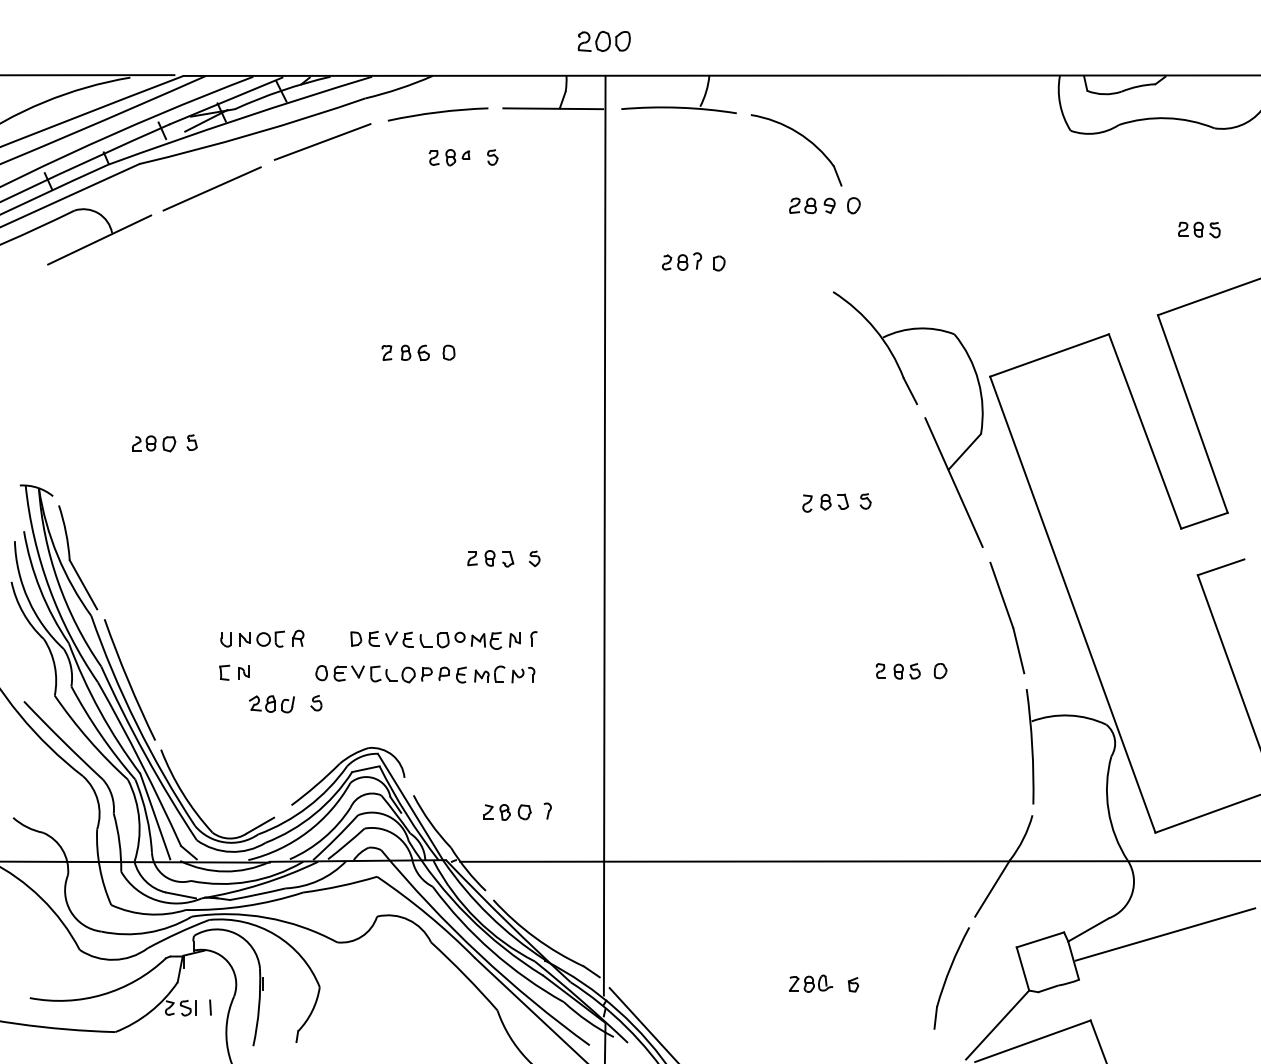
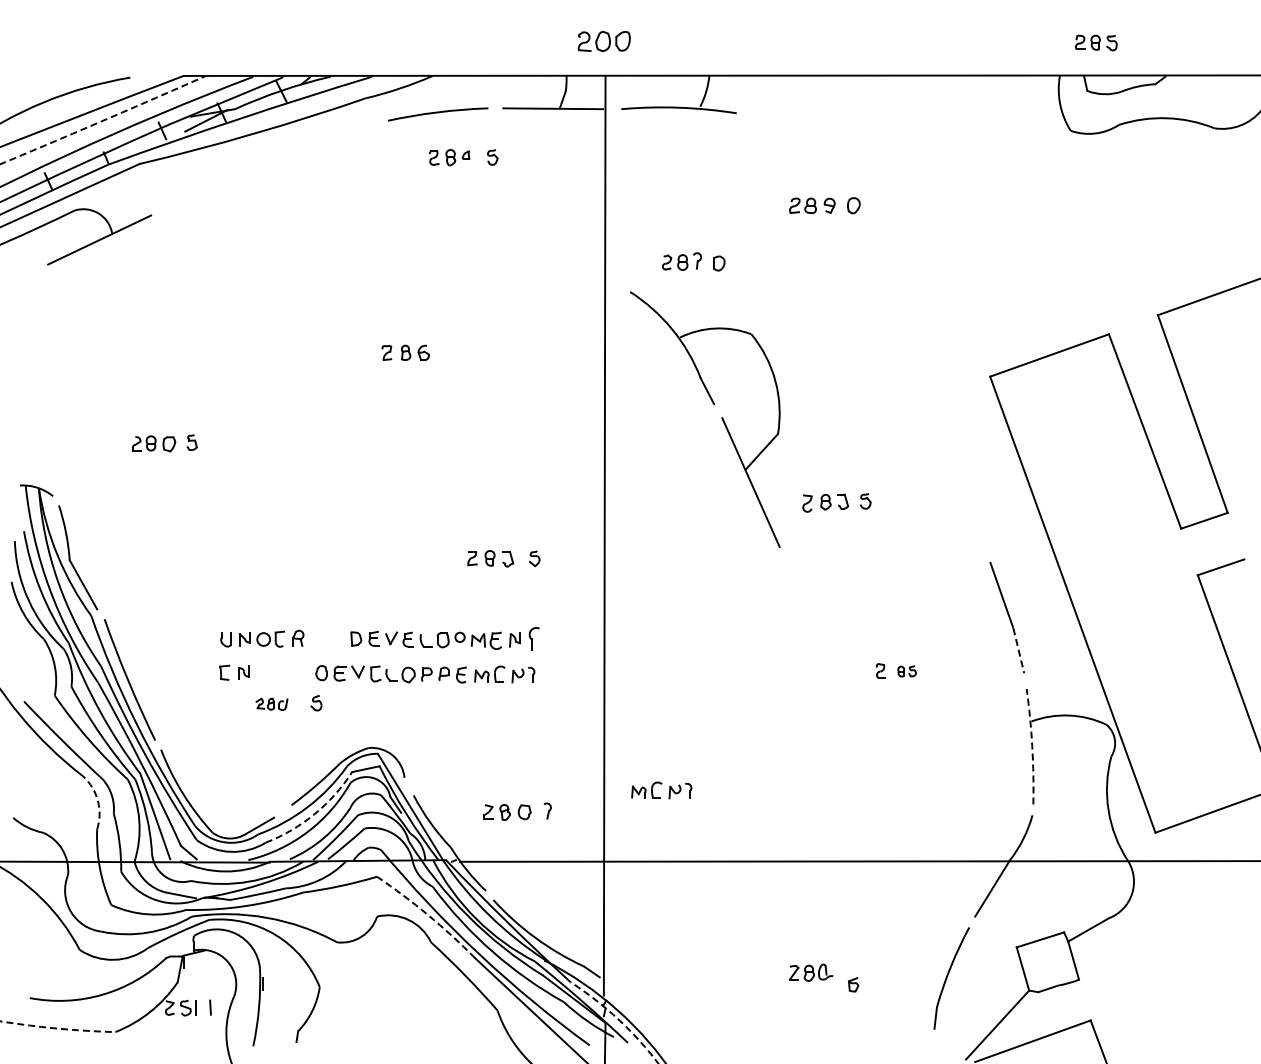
line: present -> none (88, 75)
arc: solid -> dashed (102, 120)
part: present -> none (805, 139)
line: present -> none (322, 141)
line: present -> none (211, 188)
part position: (1199, 229) -> (1096, 42) (1096, 42)
part: present -> none (448, 352)
part position: (916, 405) -> (713, 405) (713, 405)
part size: 8x16 px -> 12x24 px (533, 638)
line: solid -> dashed (1018, 651)
part size: 28x17 px -> 20x13 px (906, 671)
part: present -> none (940, 671)
part size: 46x19 px -> 34x14 px (271, 703)
arc: solid -> dashed (1032, 746)
part: none -> present (661, 790)
arc: solid -> dashed (97, 800)
arc: solid -> dashed (314, 814)
arc: solid -> dashed (428, 915)
line: present -> none (1165, 934)
part position: (810, 983) -> (810, 972) (810, 972)
arc: solid -> dashed (617, 1018)
line: present -> none (642, 1024)
arc: solid -> dashed (58, 1028)
